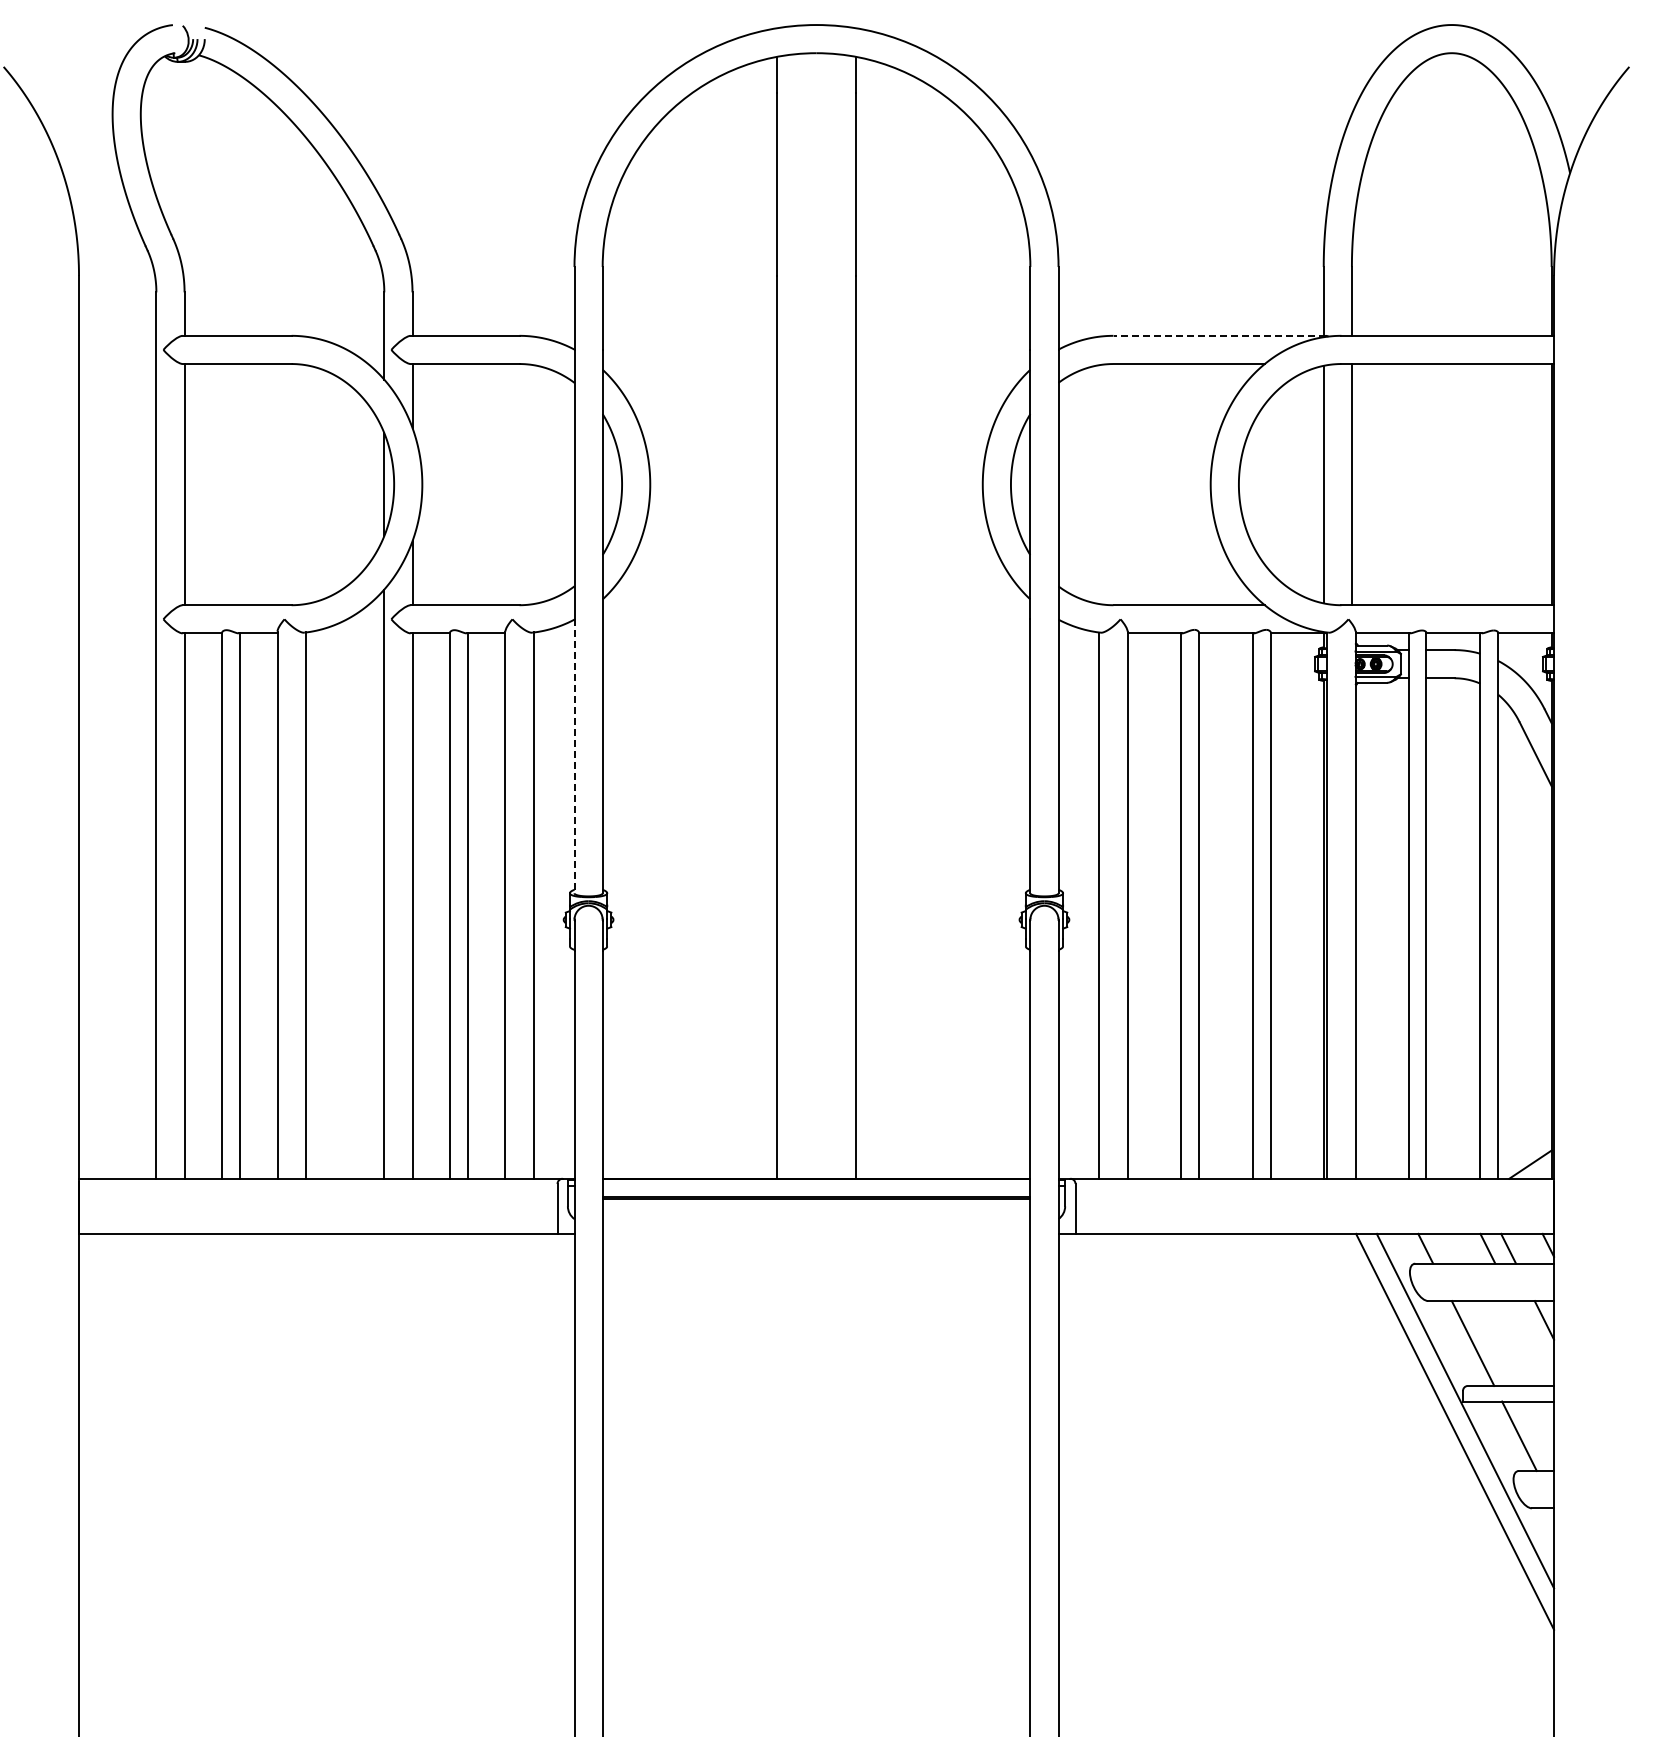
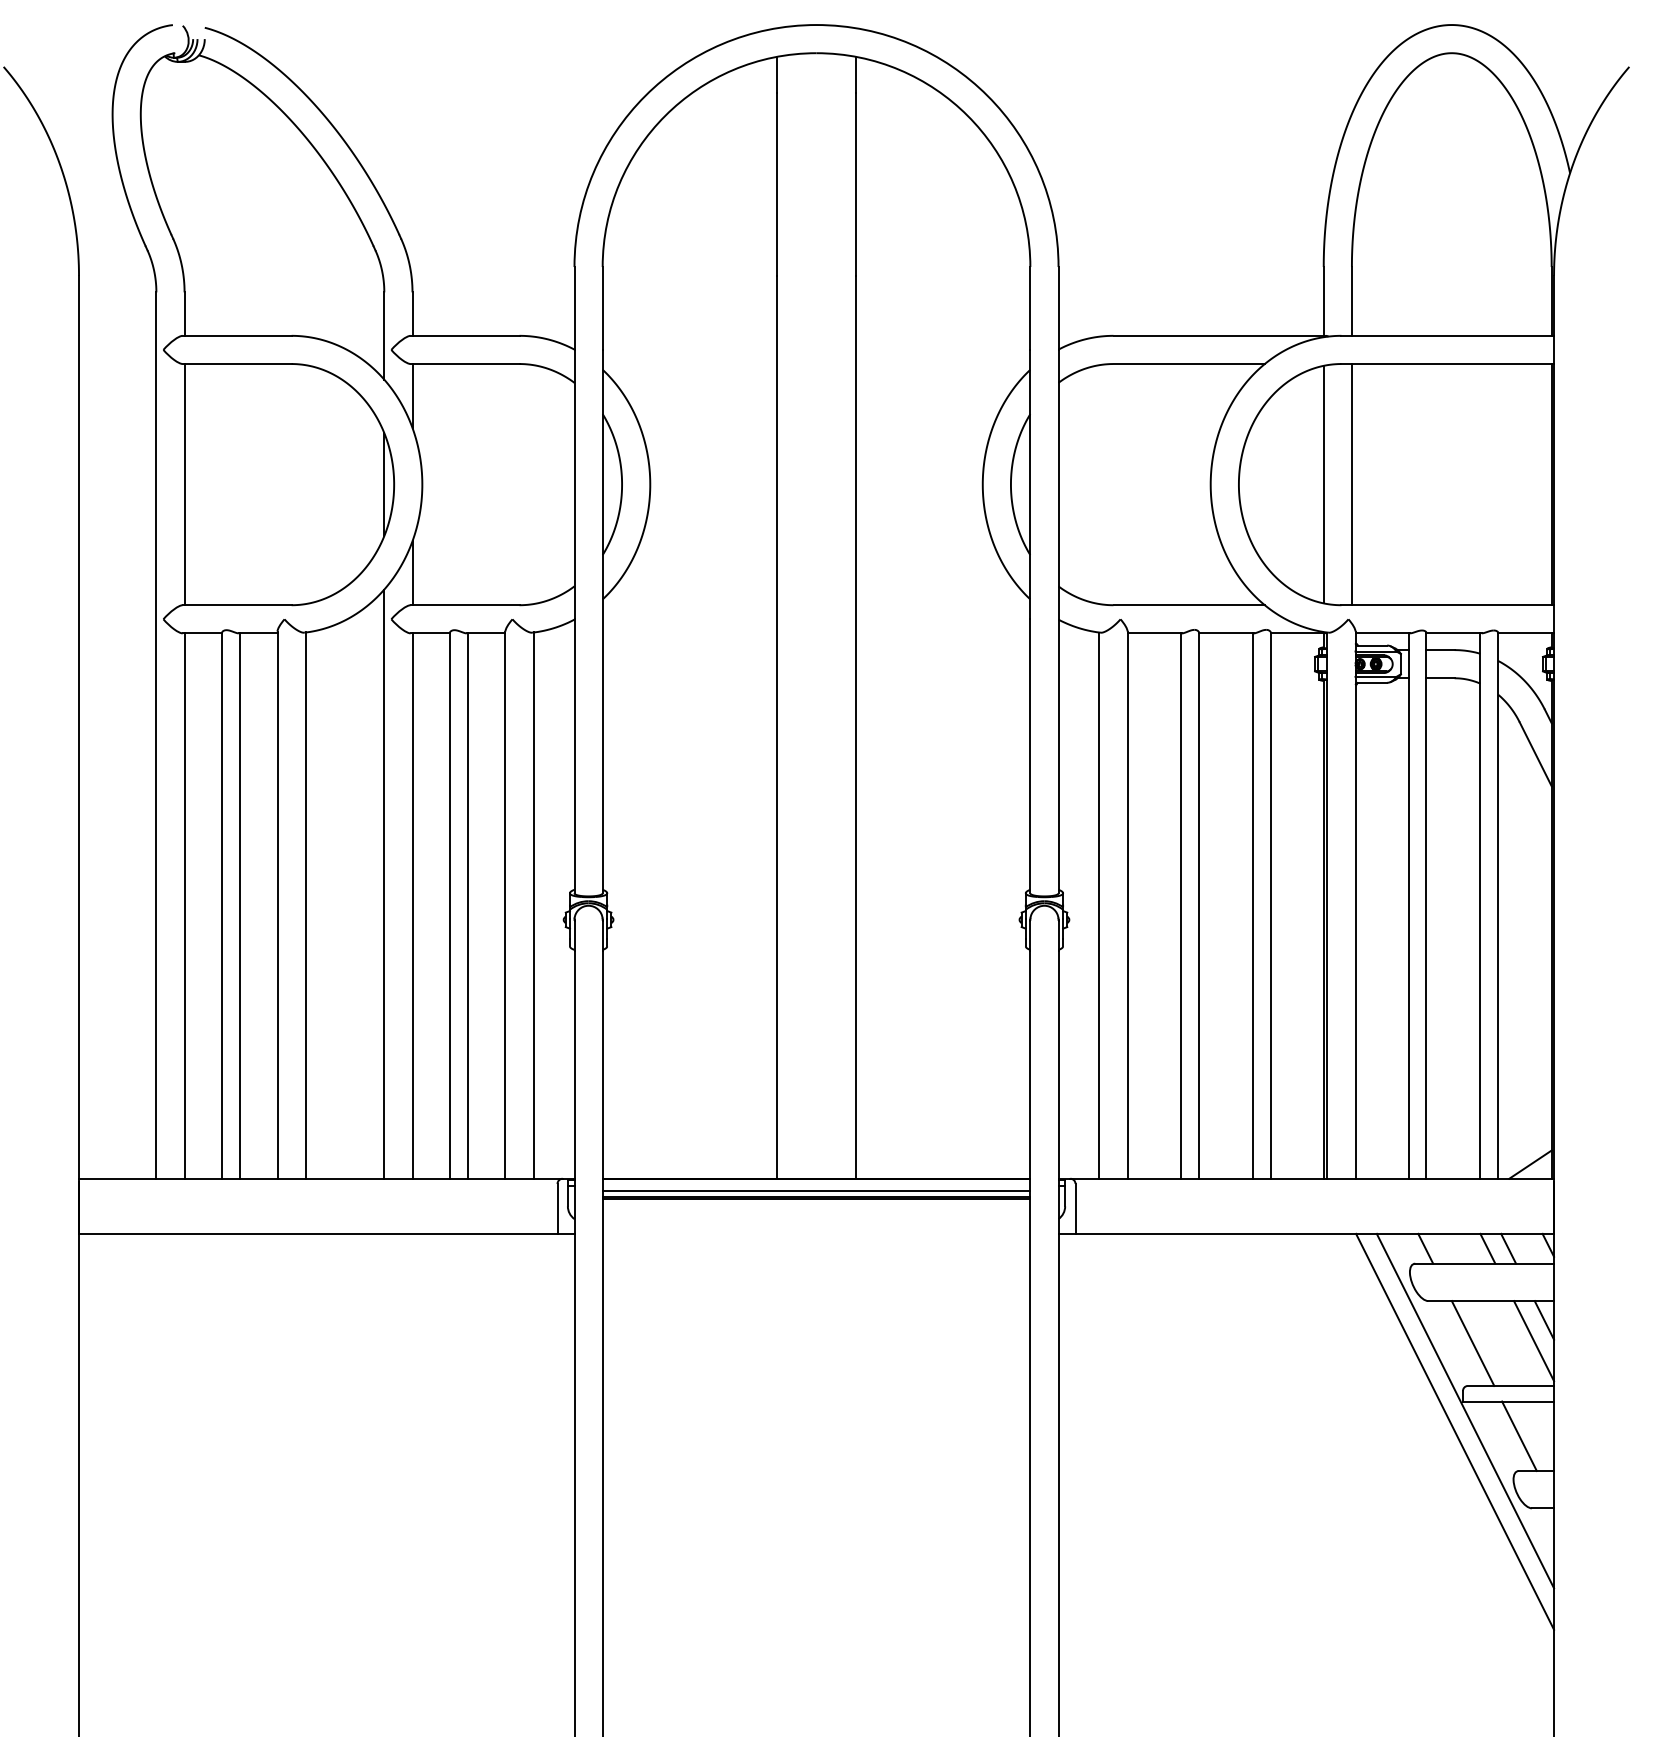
line: dashed -> solid (1219, 335)
line: dashed -> solid (574, 756)
line: none -> present (816, 1191)
line: none -> present (1534, 1341)
